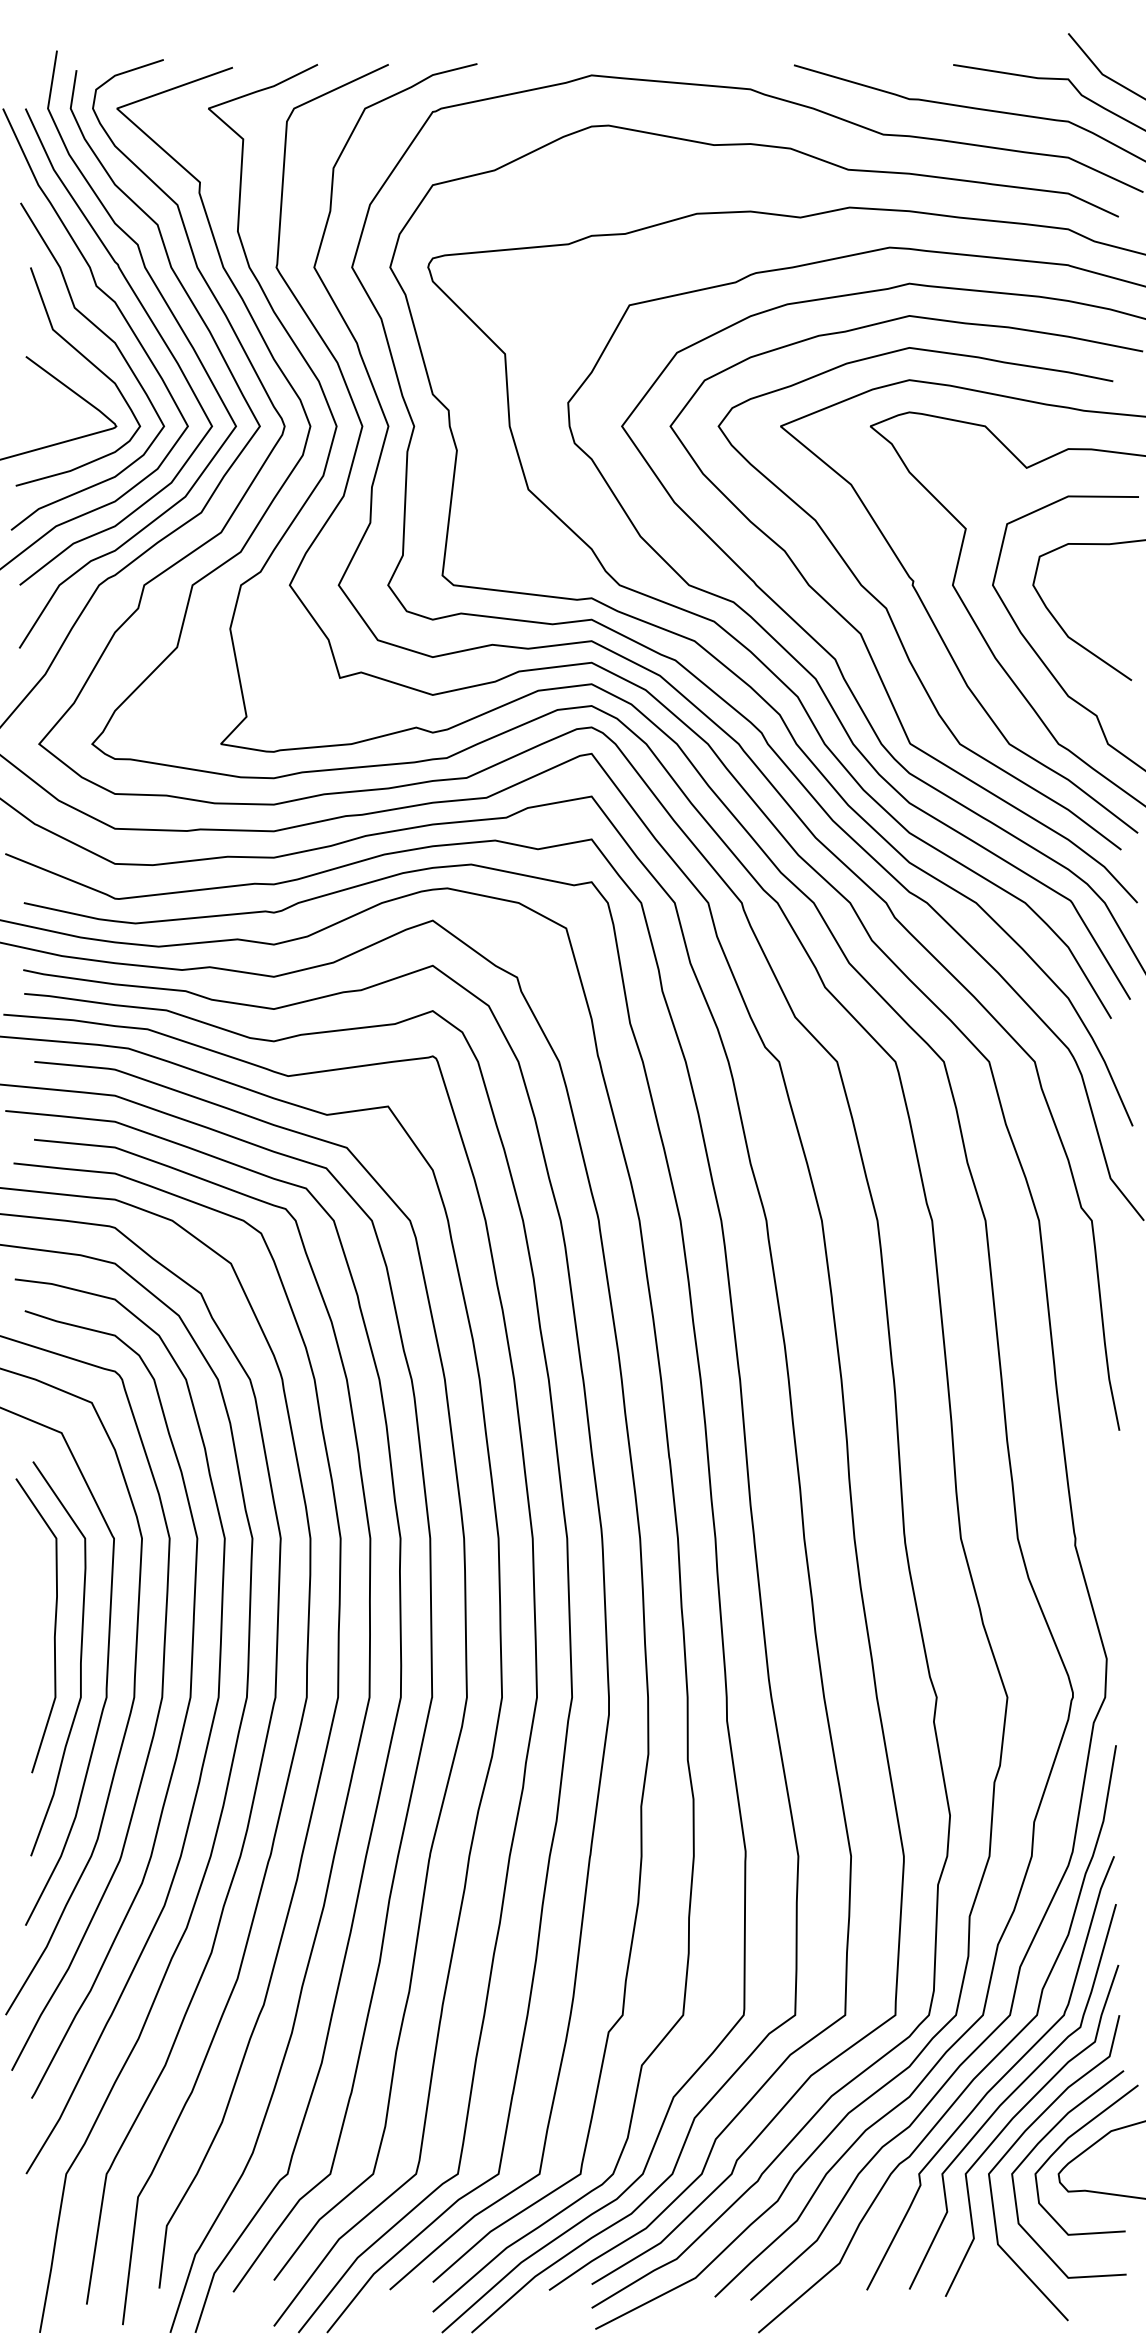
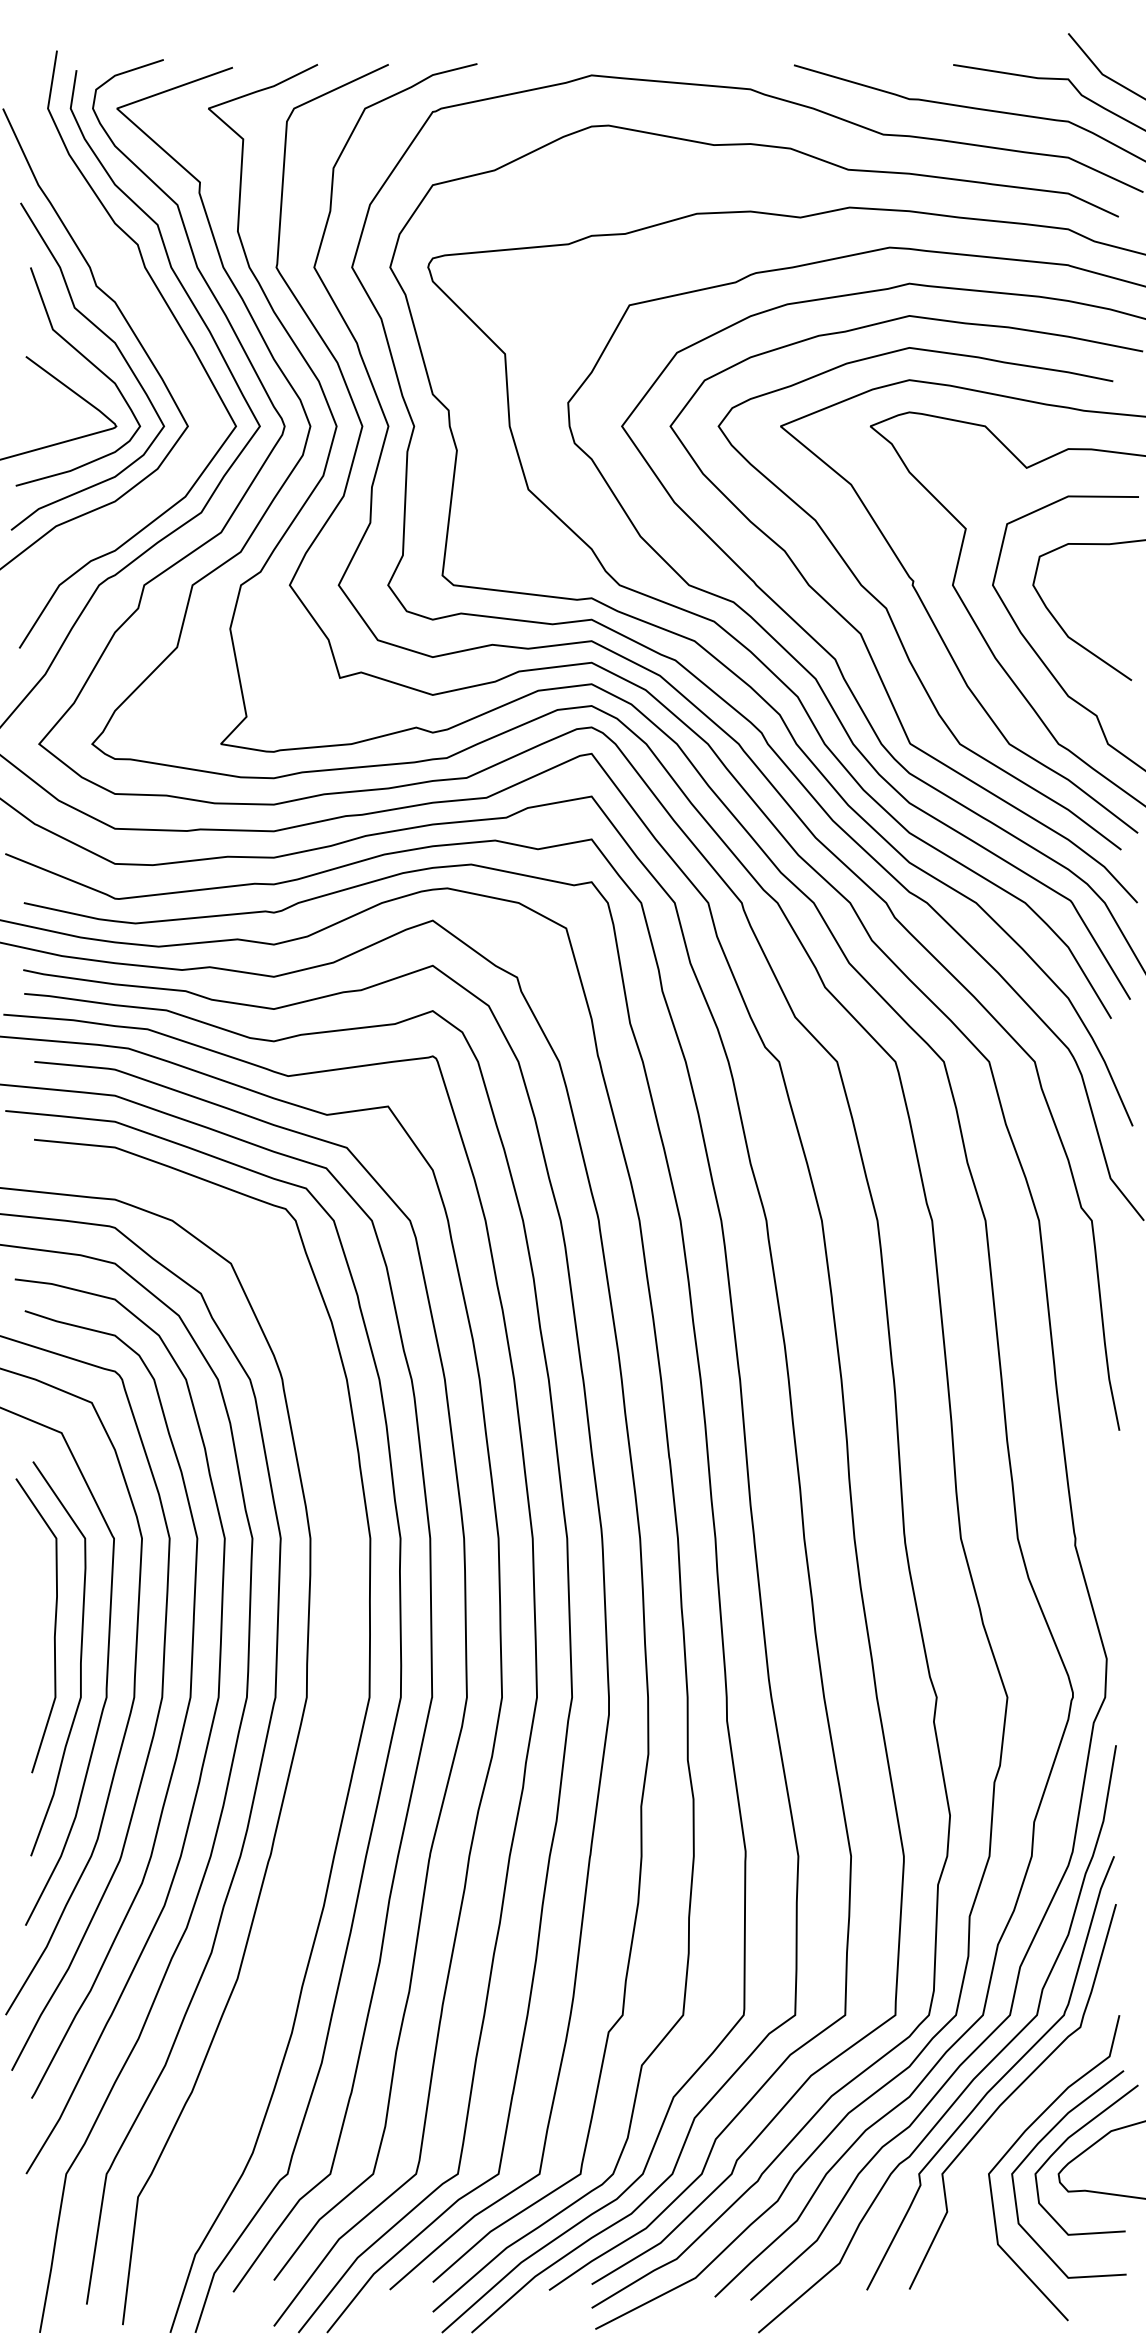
curve: present -> none (153, 326)
curve: present -> none (323, 1756)
curve: present -> none (1015, 2117)
